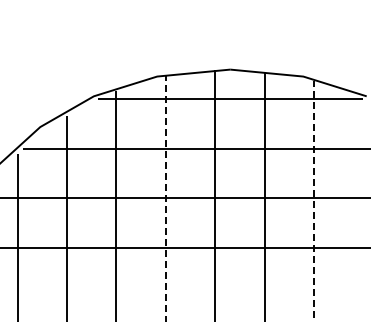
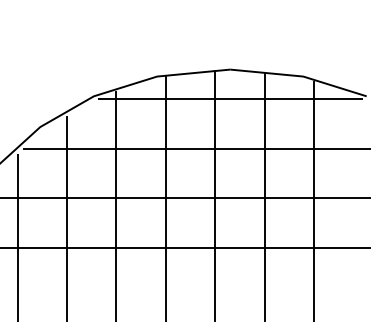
line: dashed -> solid (165, 199)
line: dashed -> solid (314, 201)
